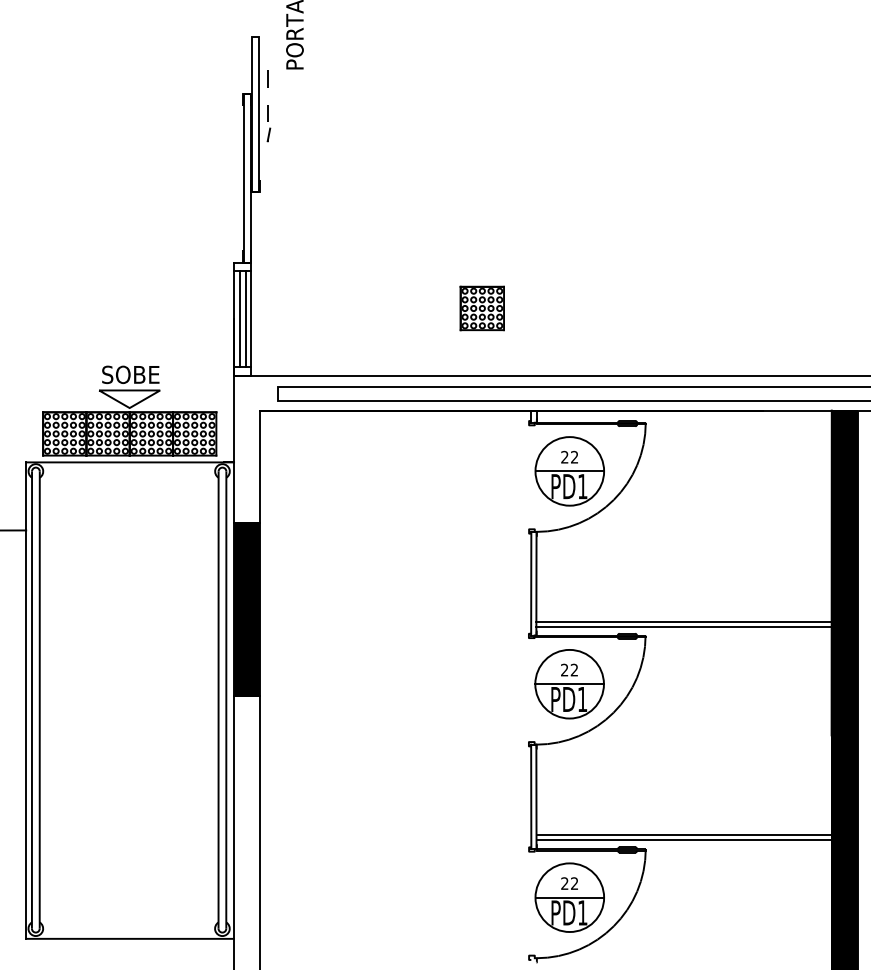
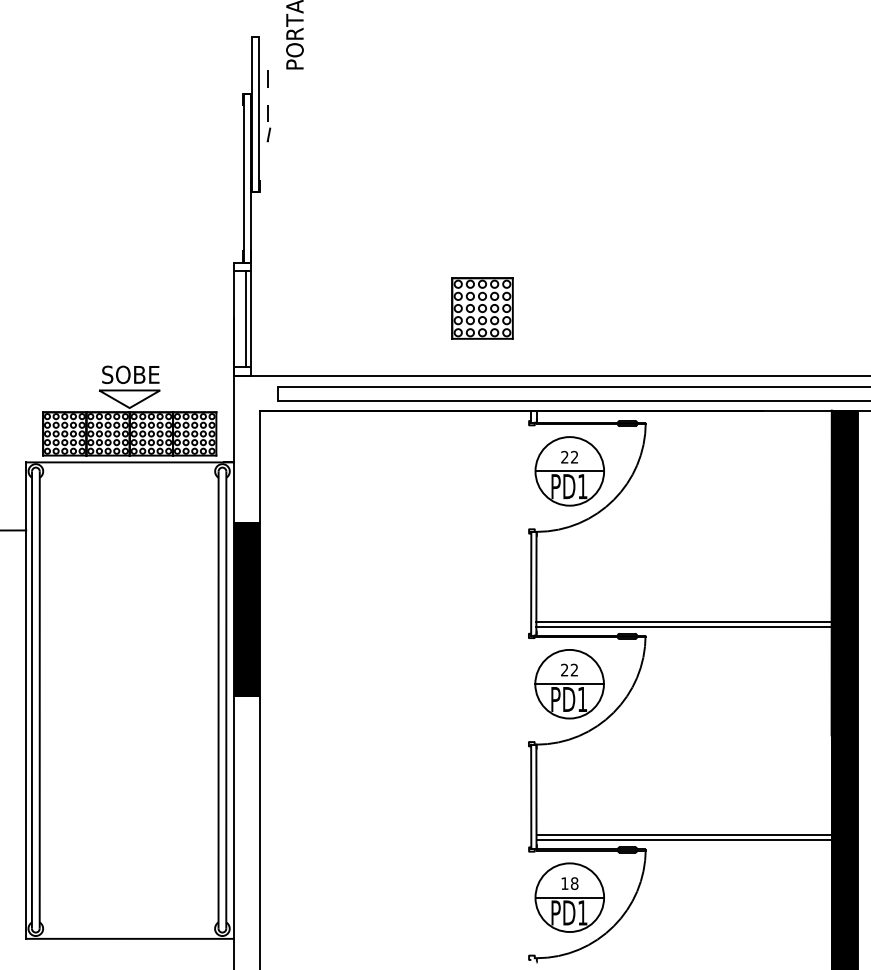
part size: 46x47 px -> 63x63 px (482, 308)
line: present -> none (240, 319)
text: 22 -> 18 (569, 883)
